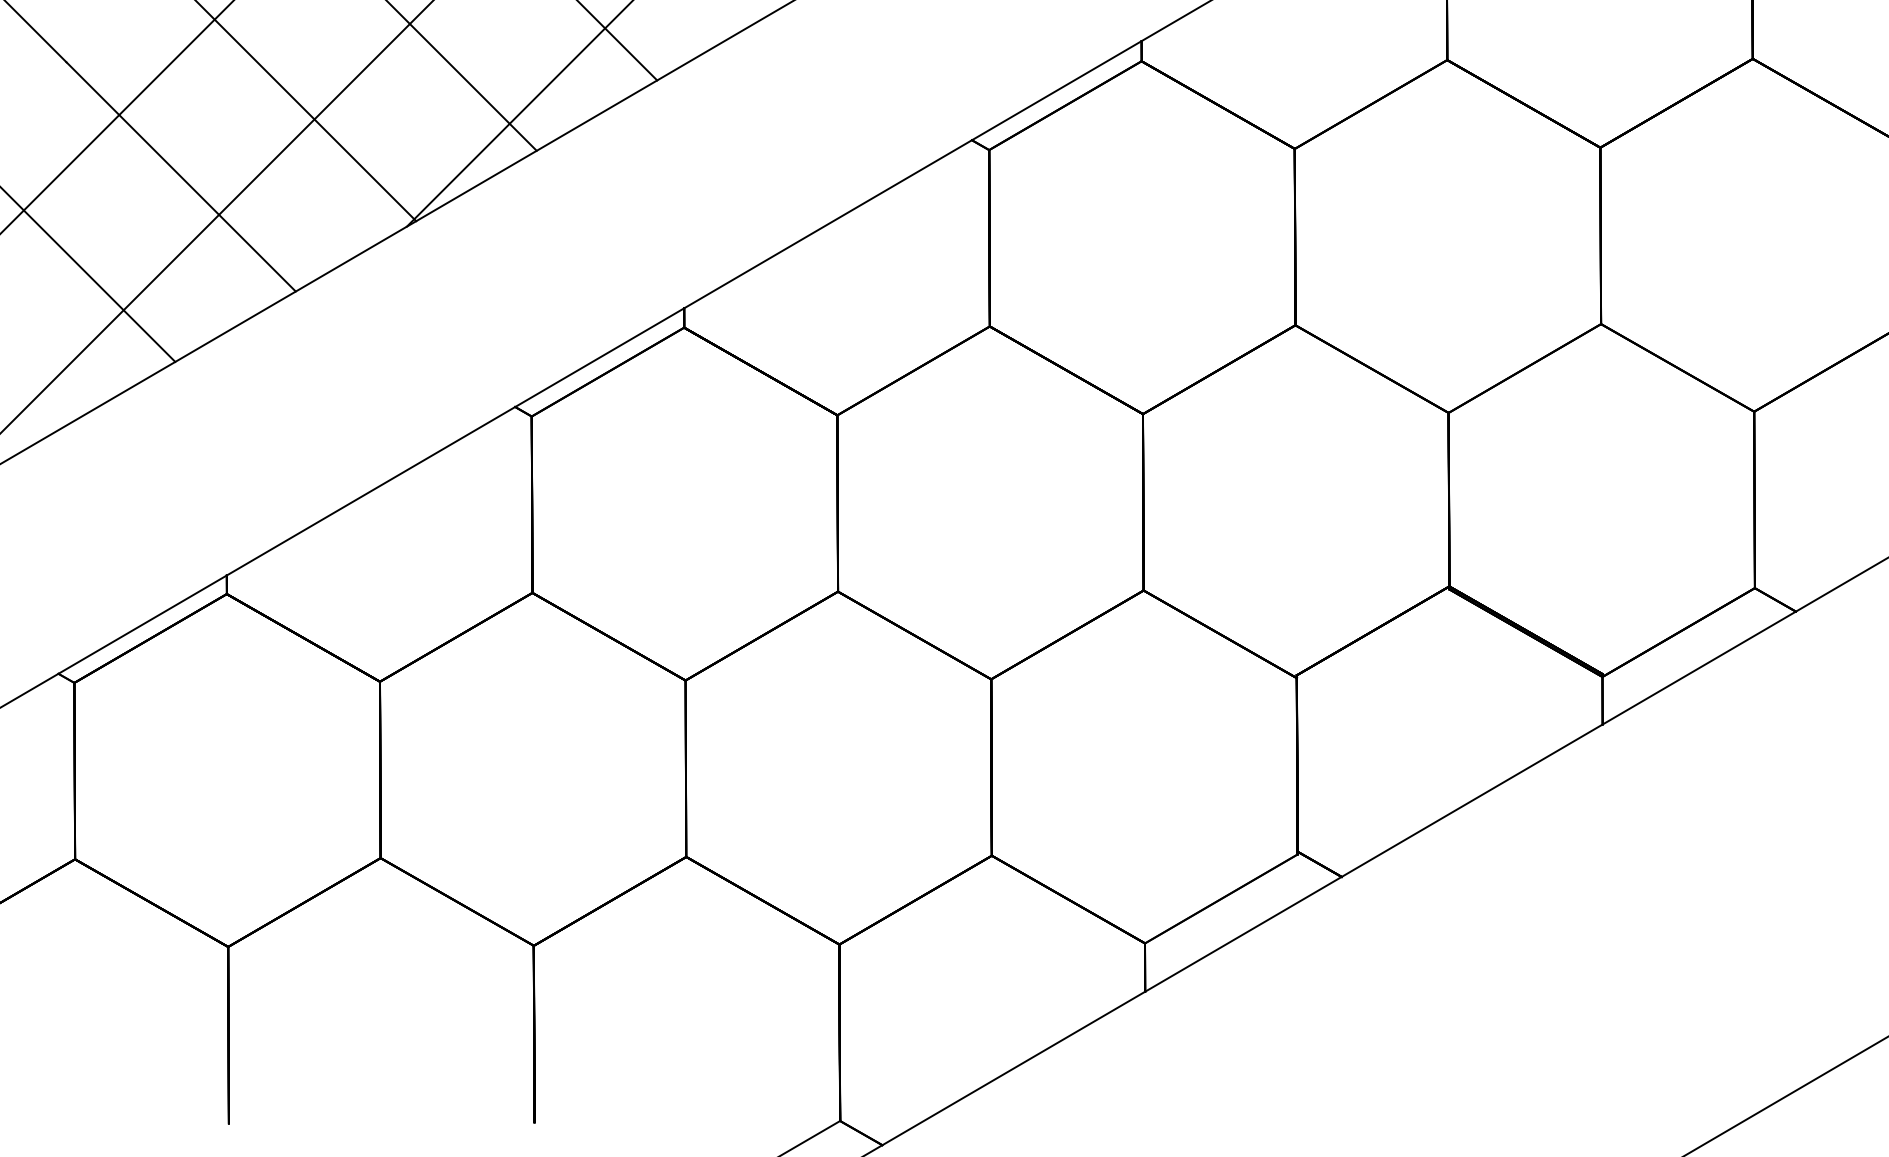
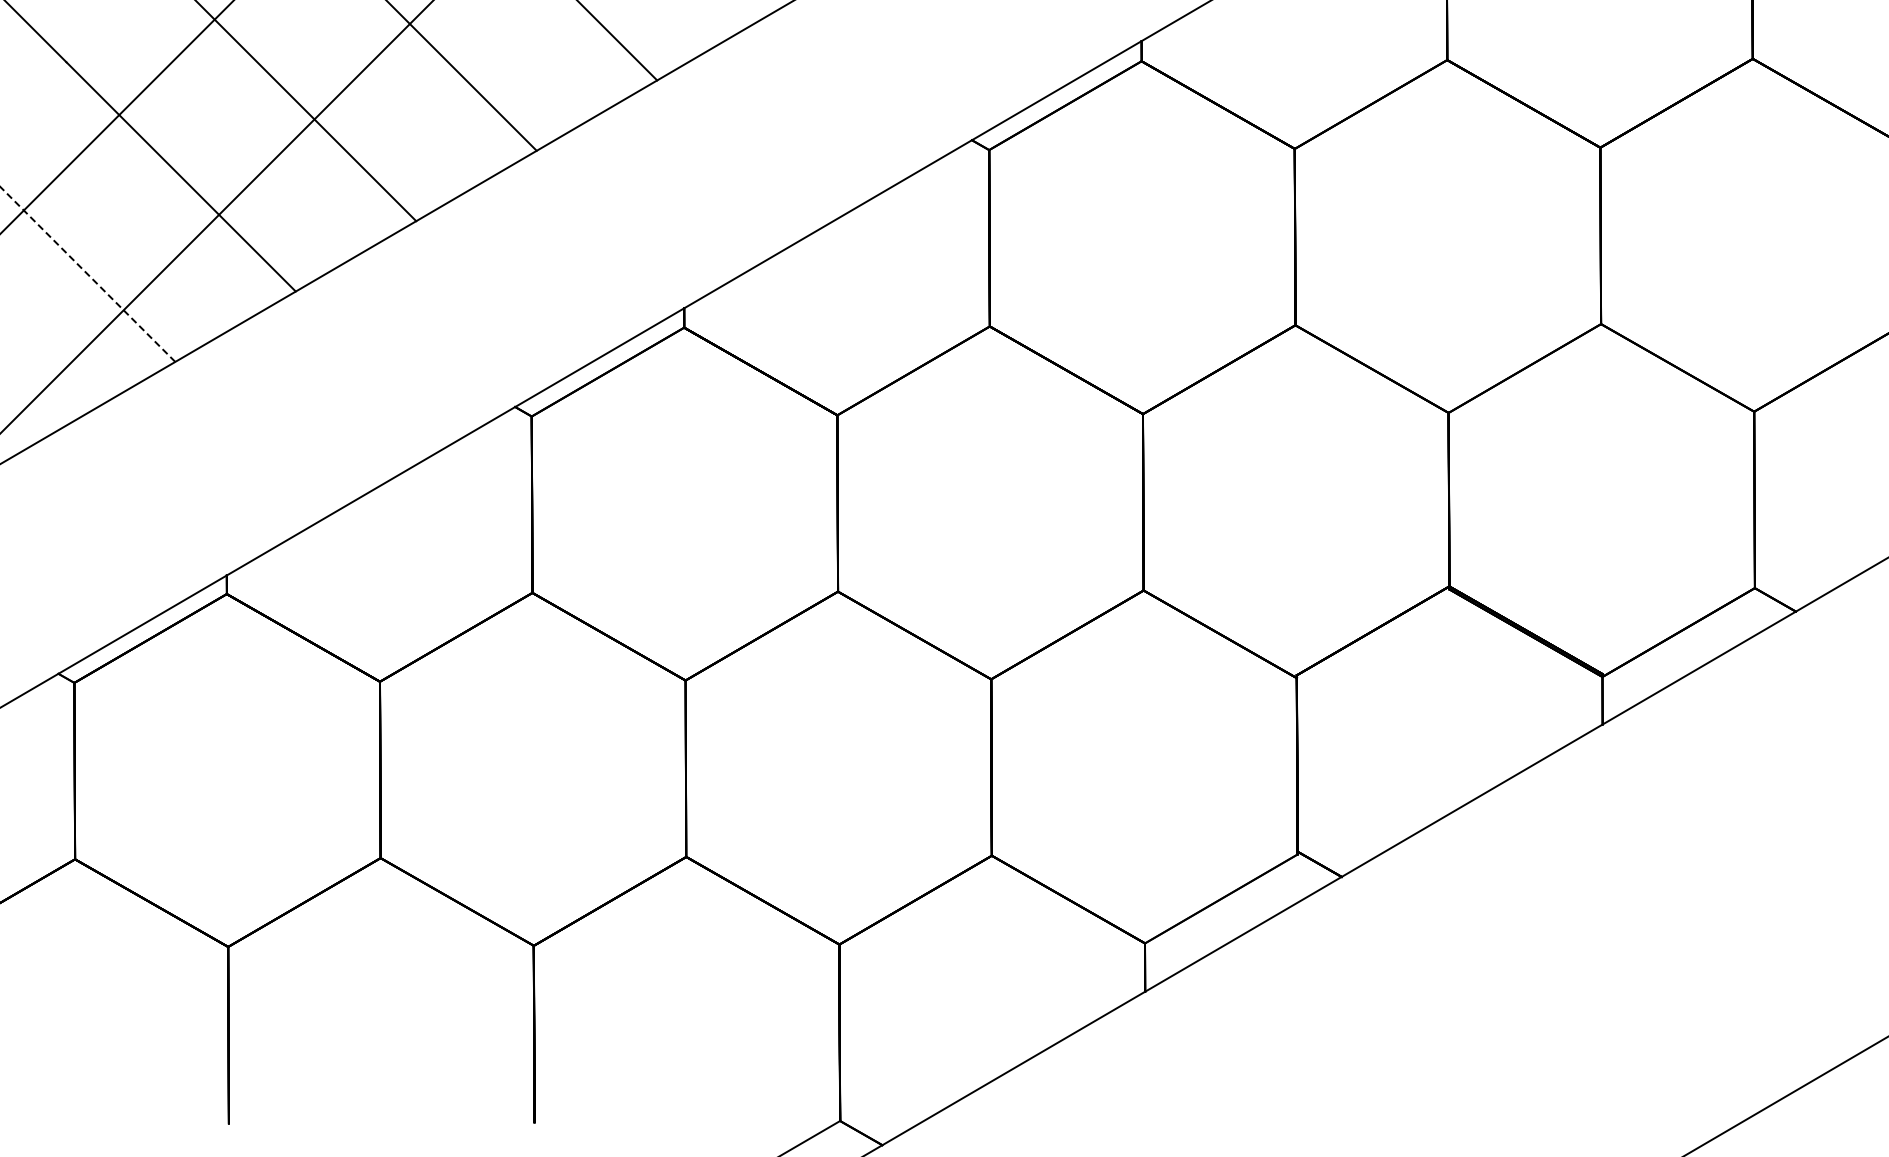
line: present -> none (518, 114)
line: solid -> dashed (87, 274)
